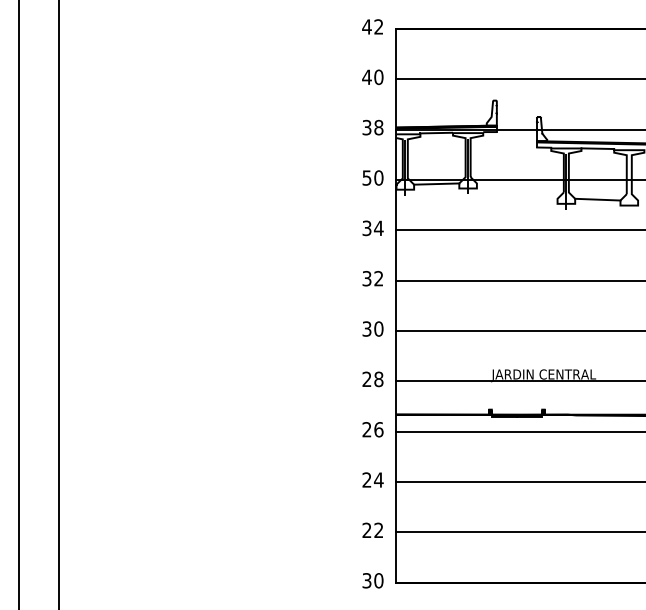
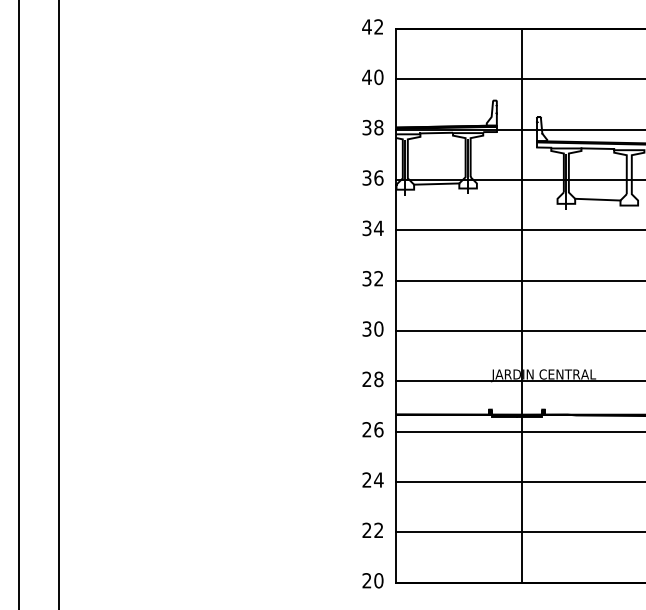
text: 50 -> 36 (373, 177)
line: none -> present (522, 305)
text: 30 -> 20 (366, 580)
